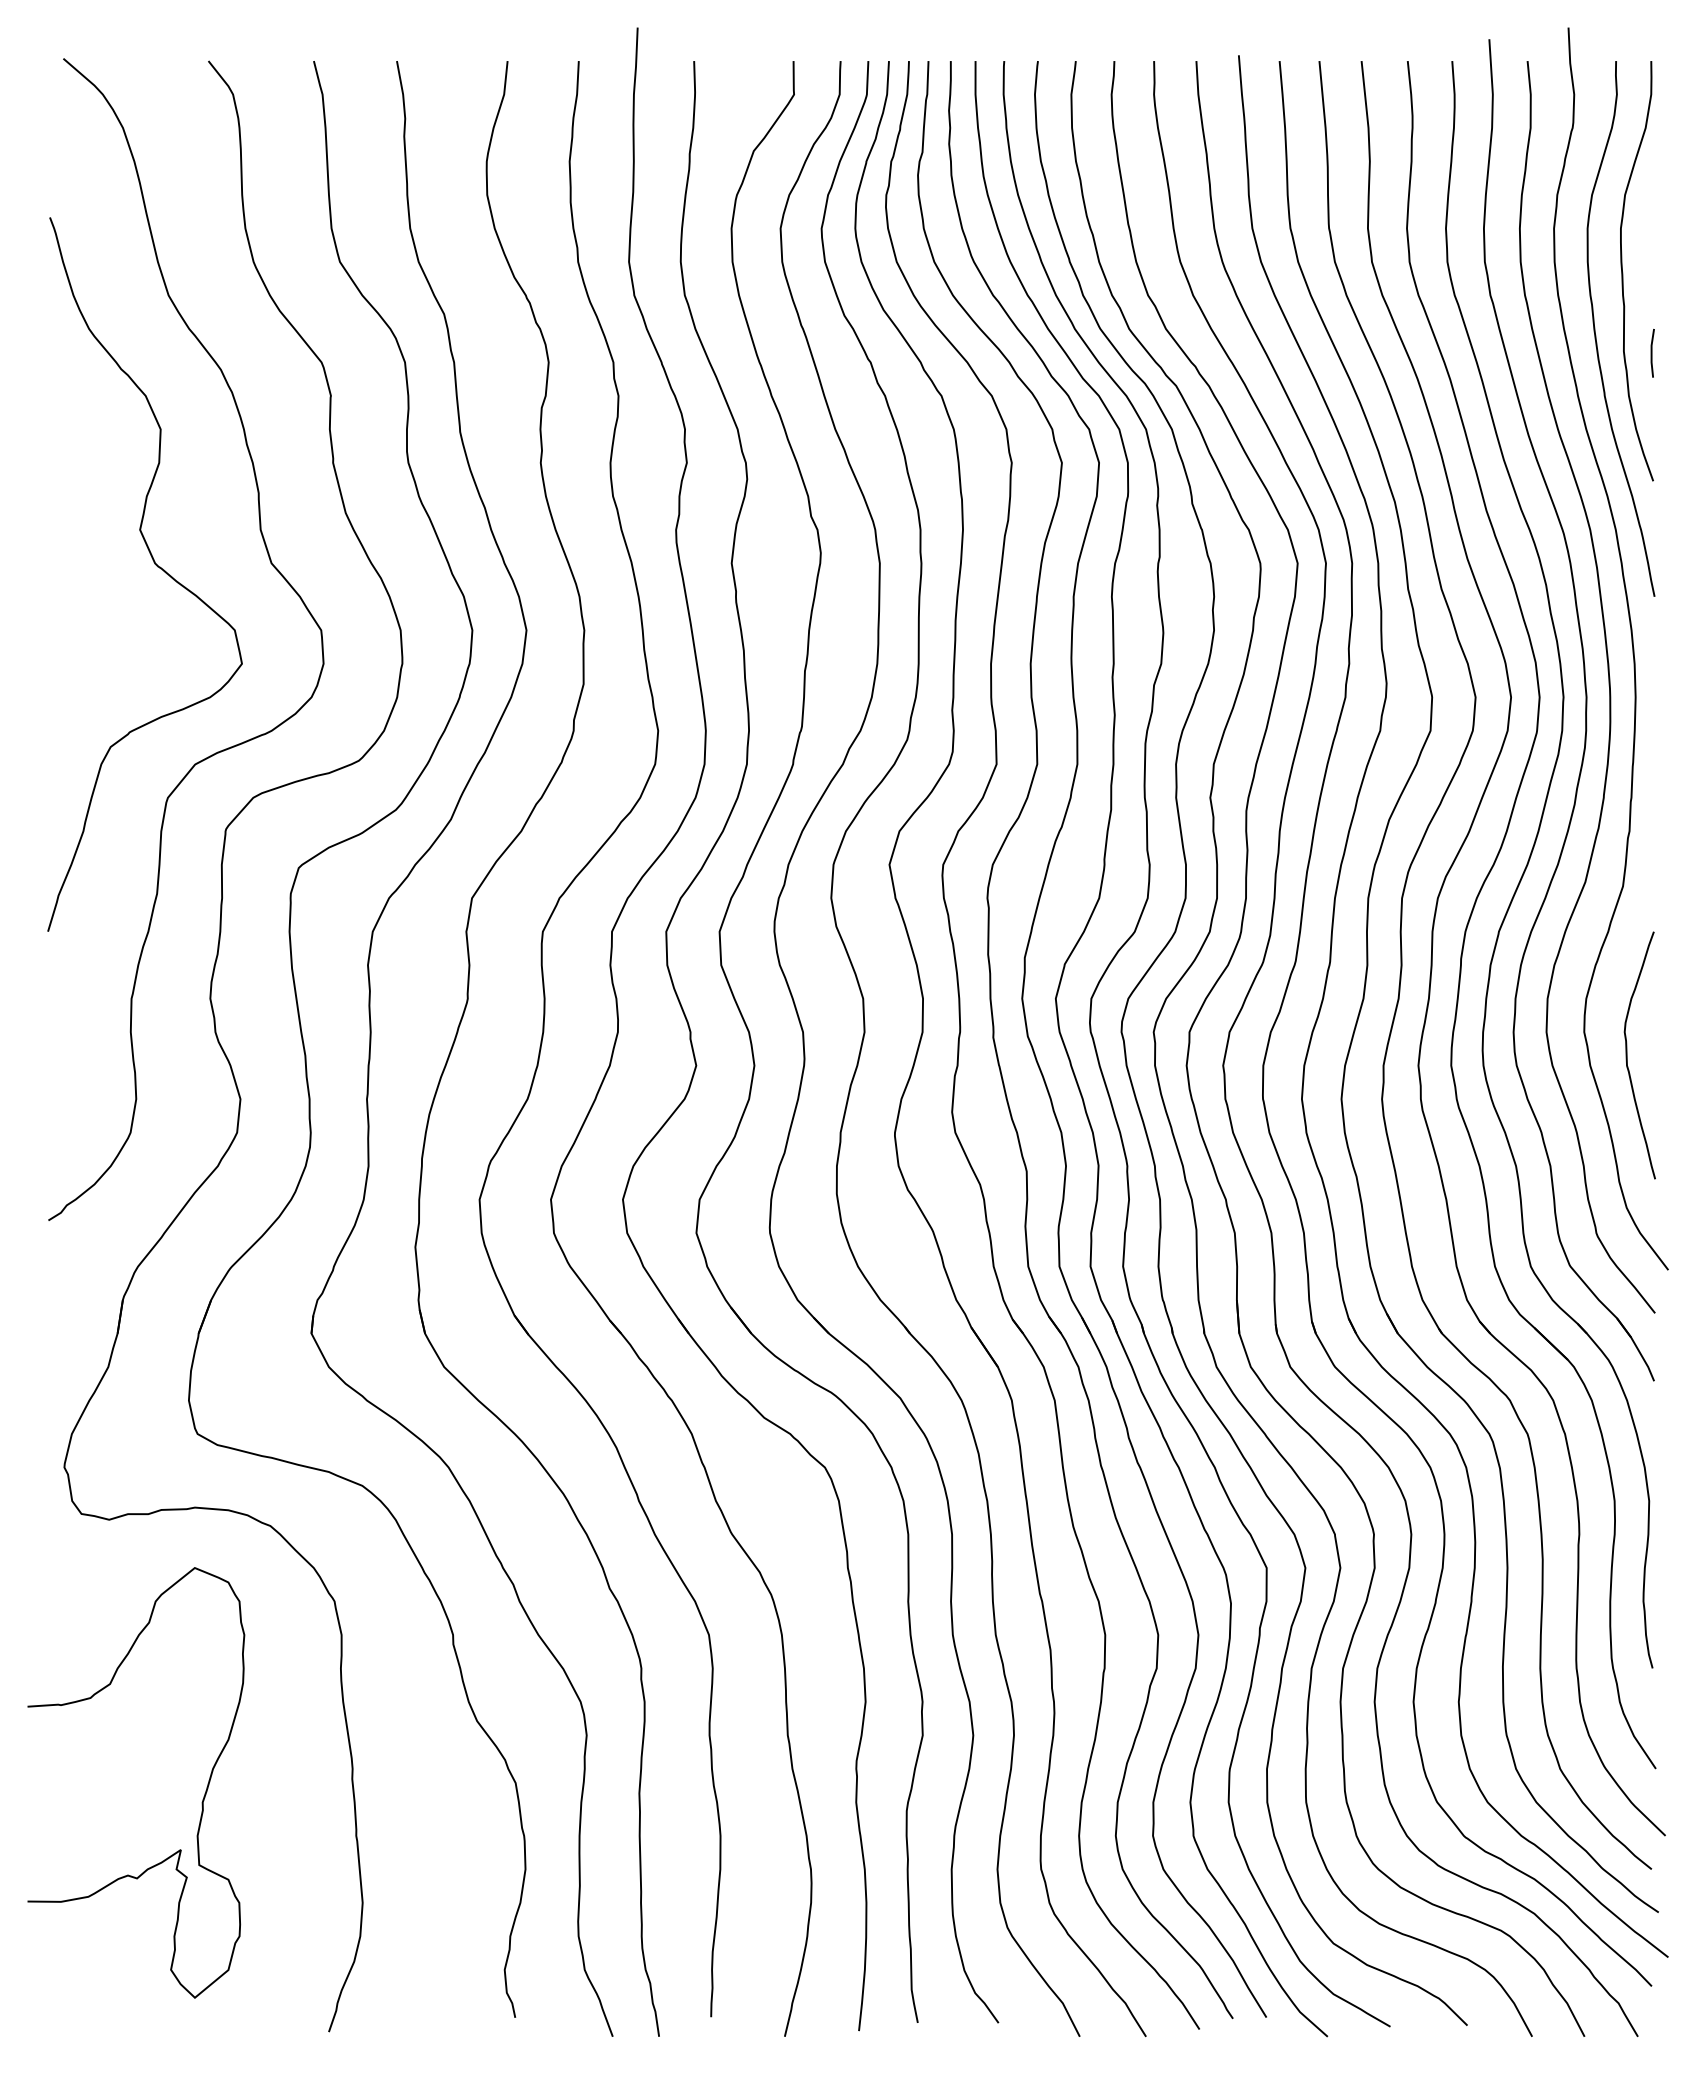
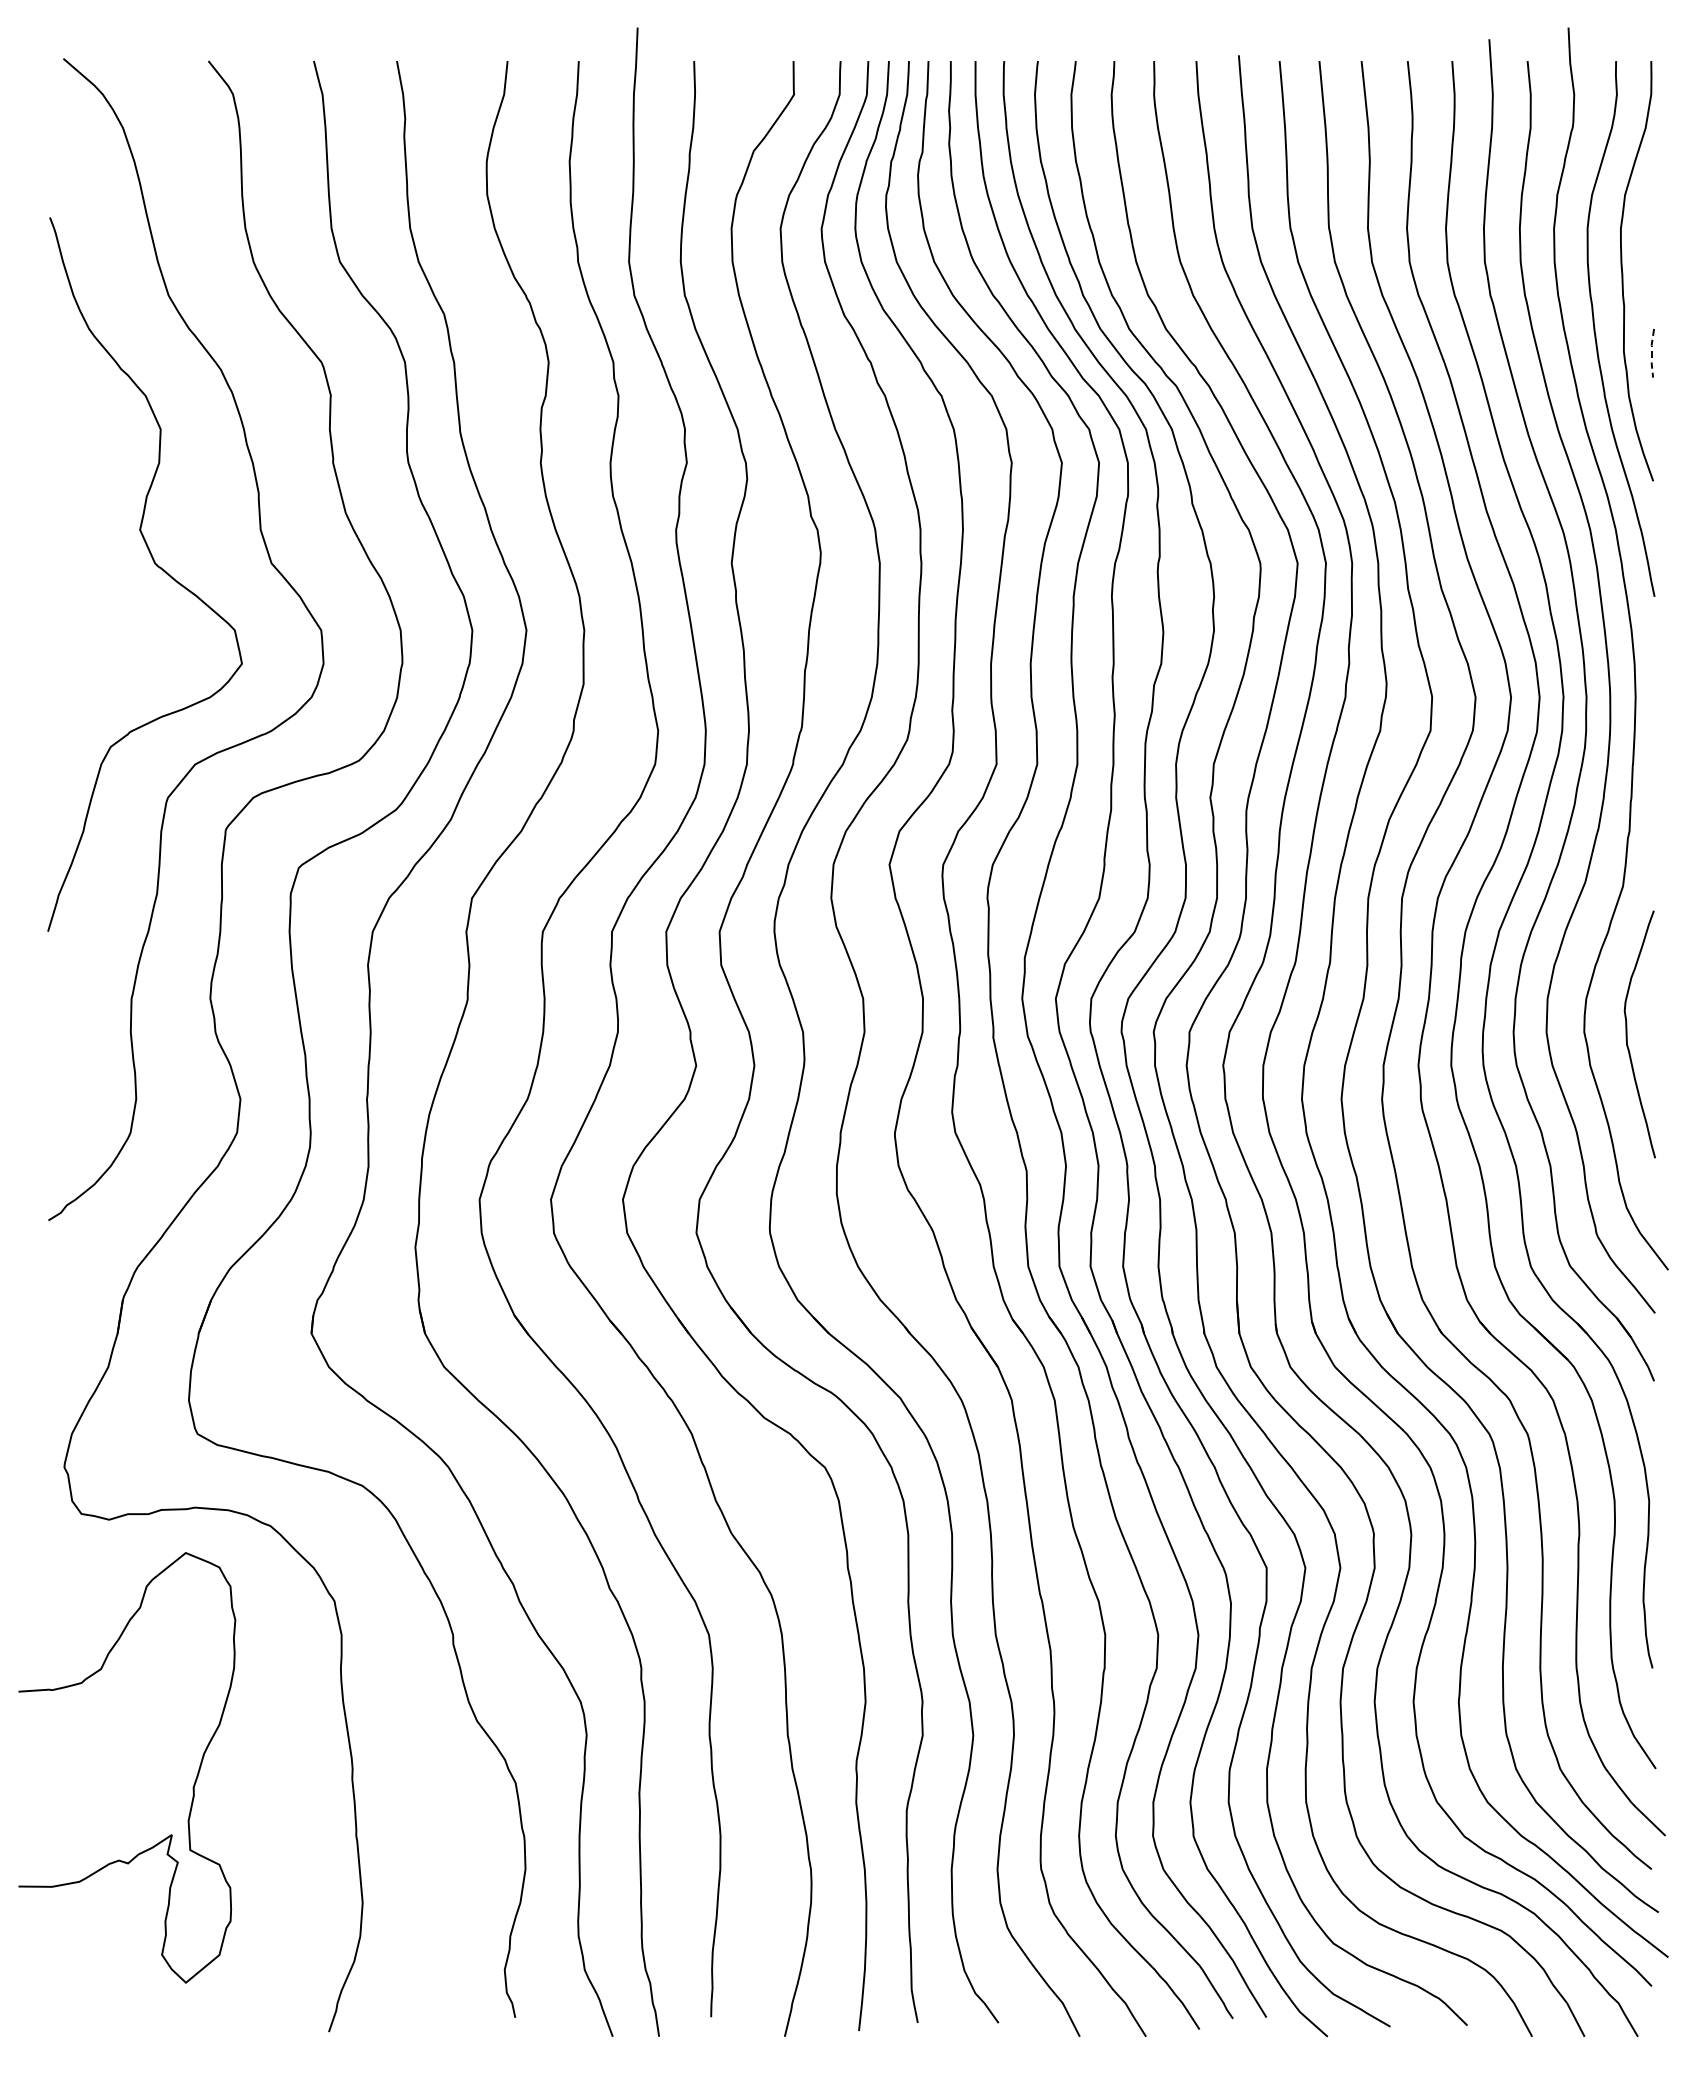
line: solid -> dashed (1651, 353)
curve position: (1627, 1055) -> (1627, 1034) (1627, 1034)
curve position: (201, 1802) -> (192, 1787) (192, 1787)
